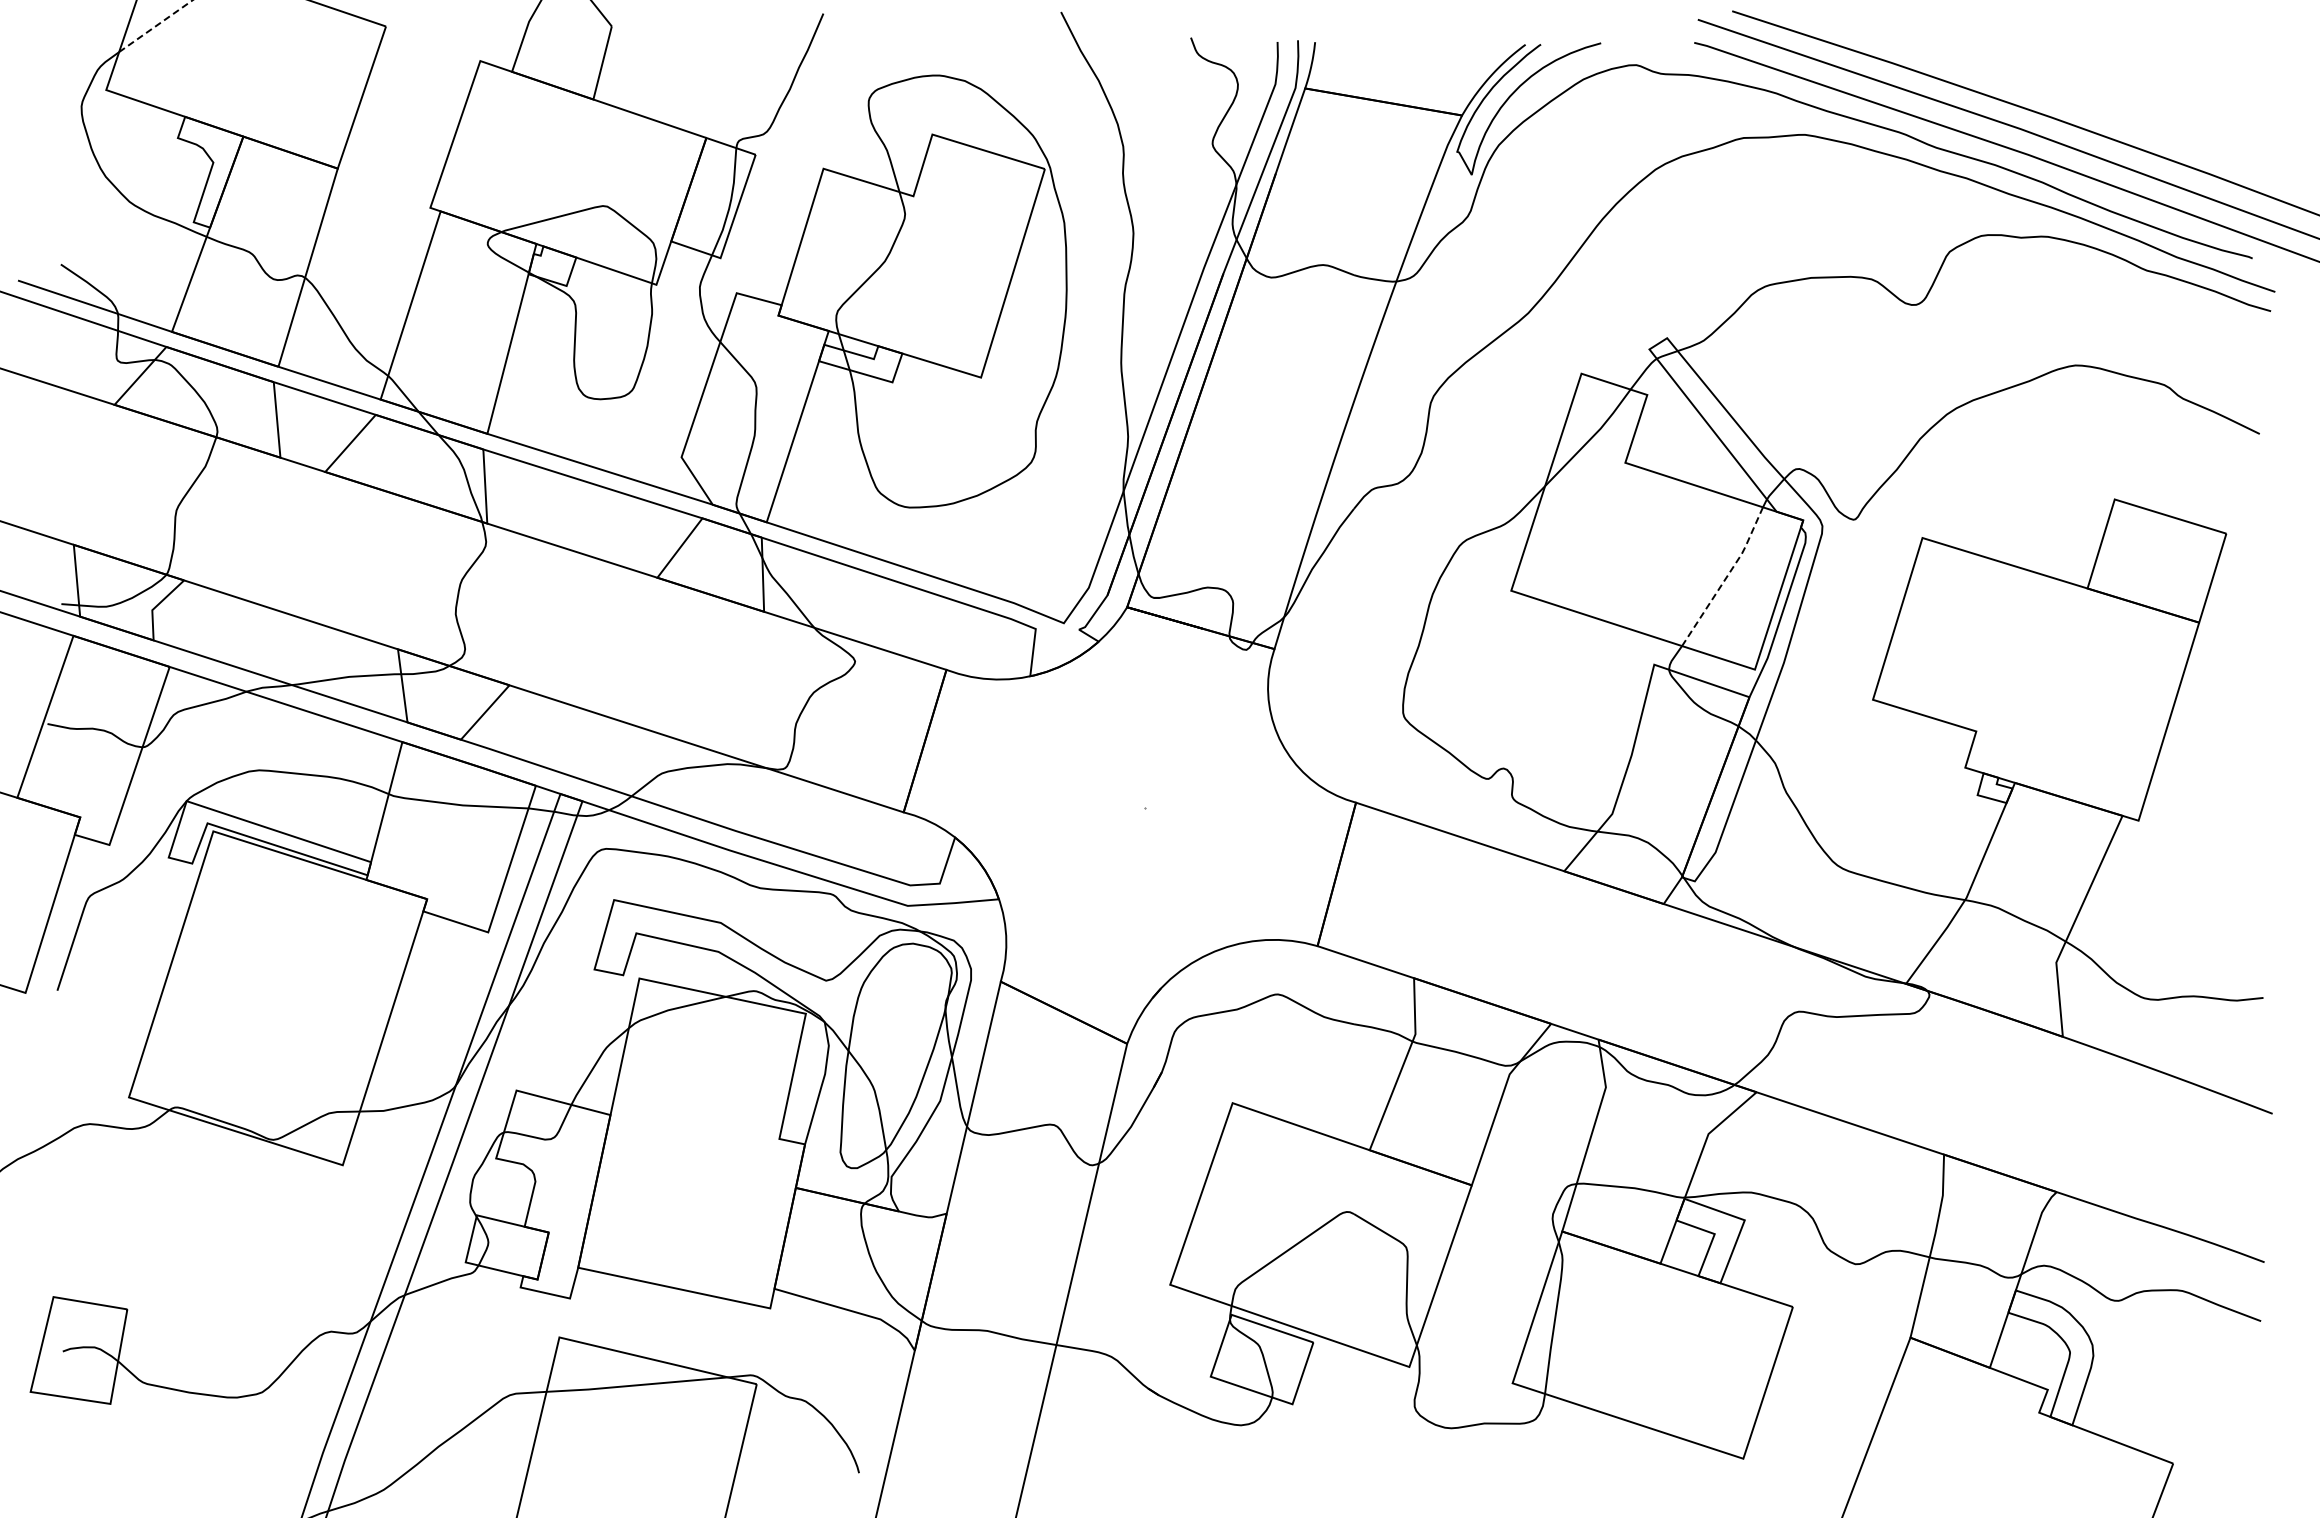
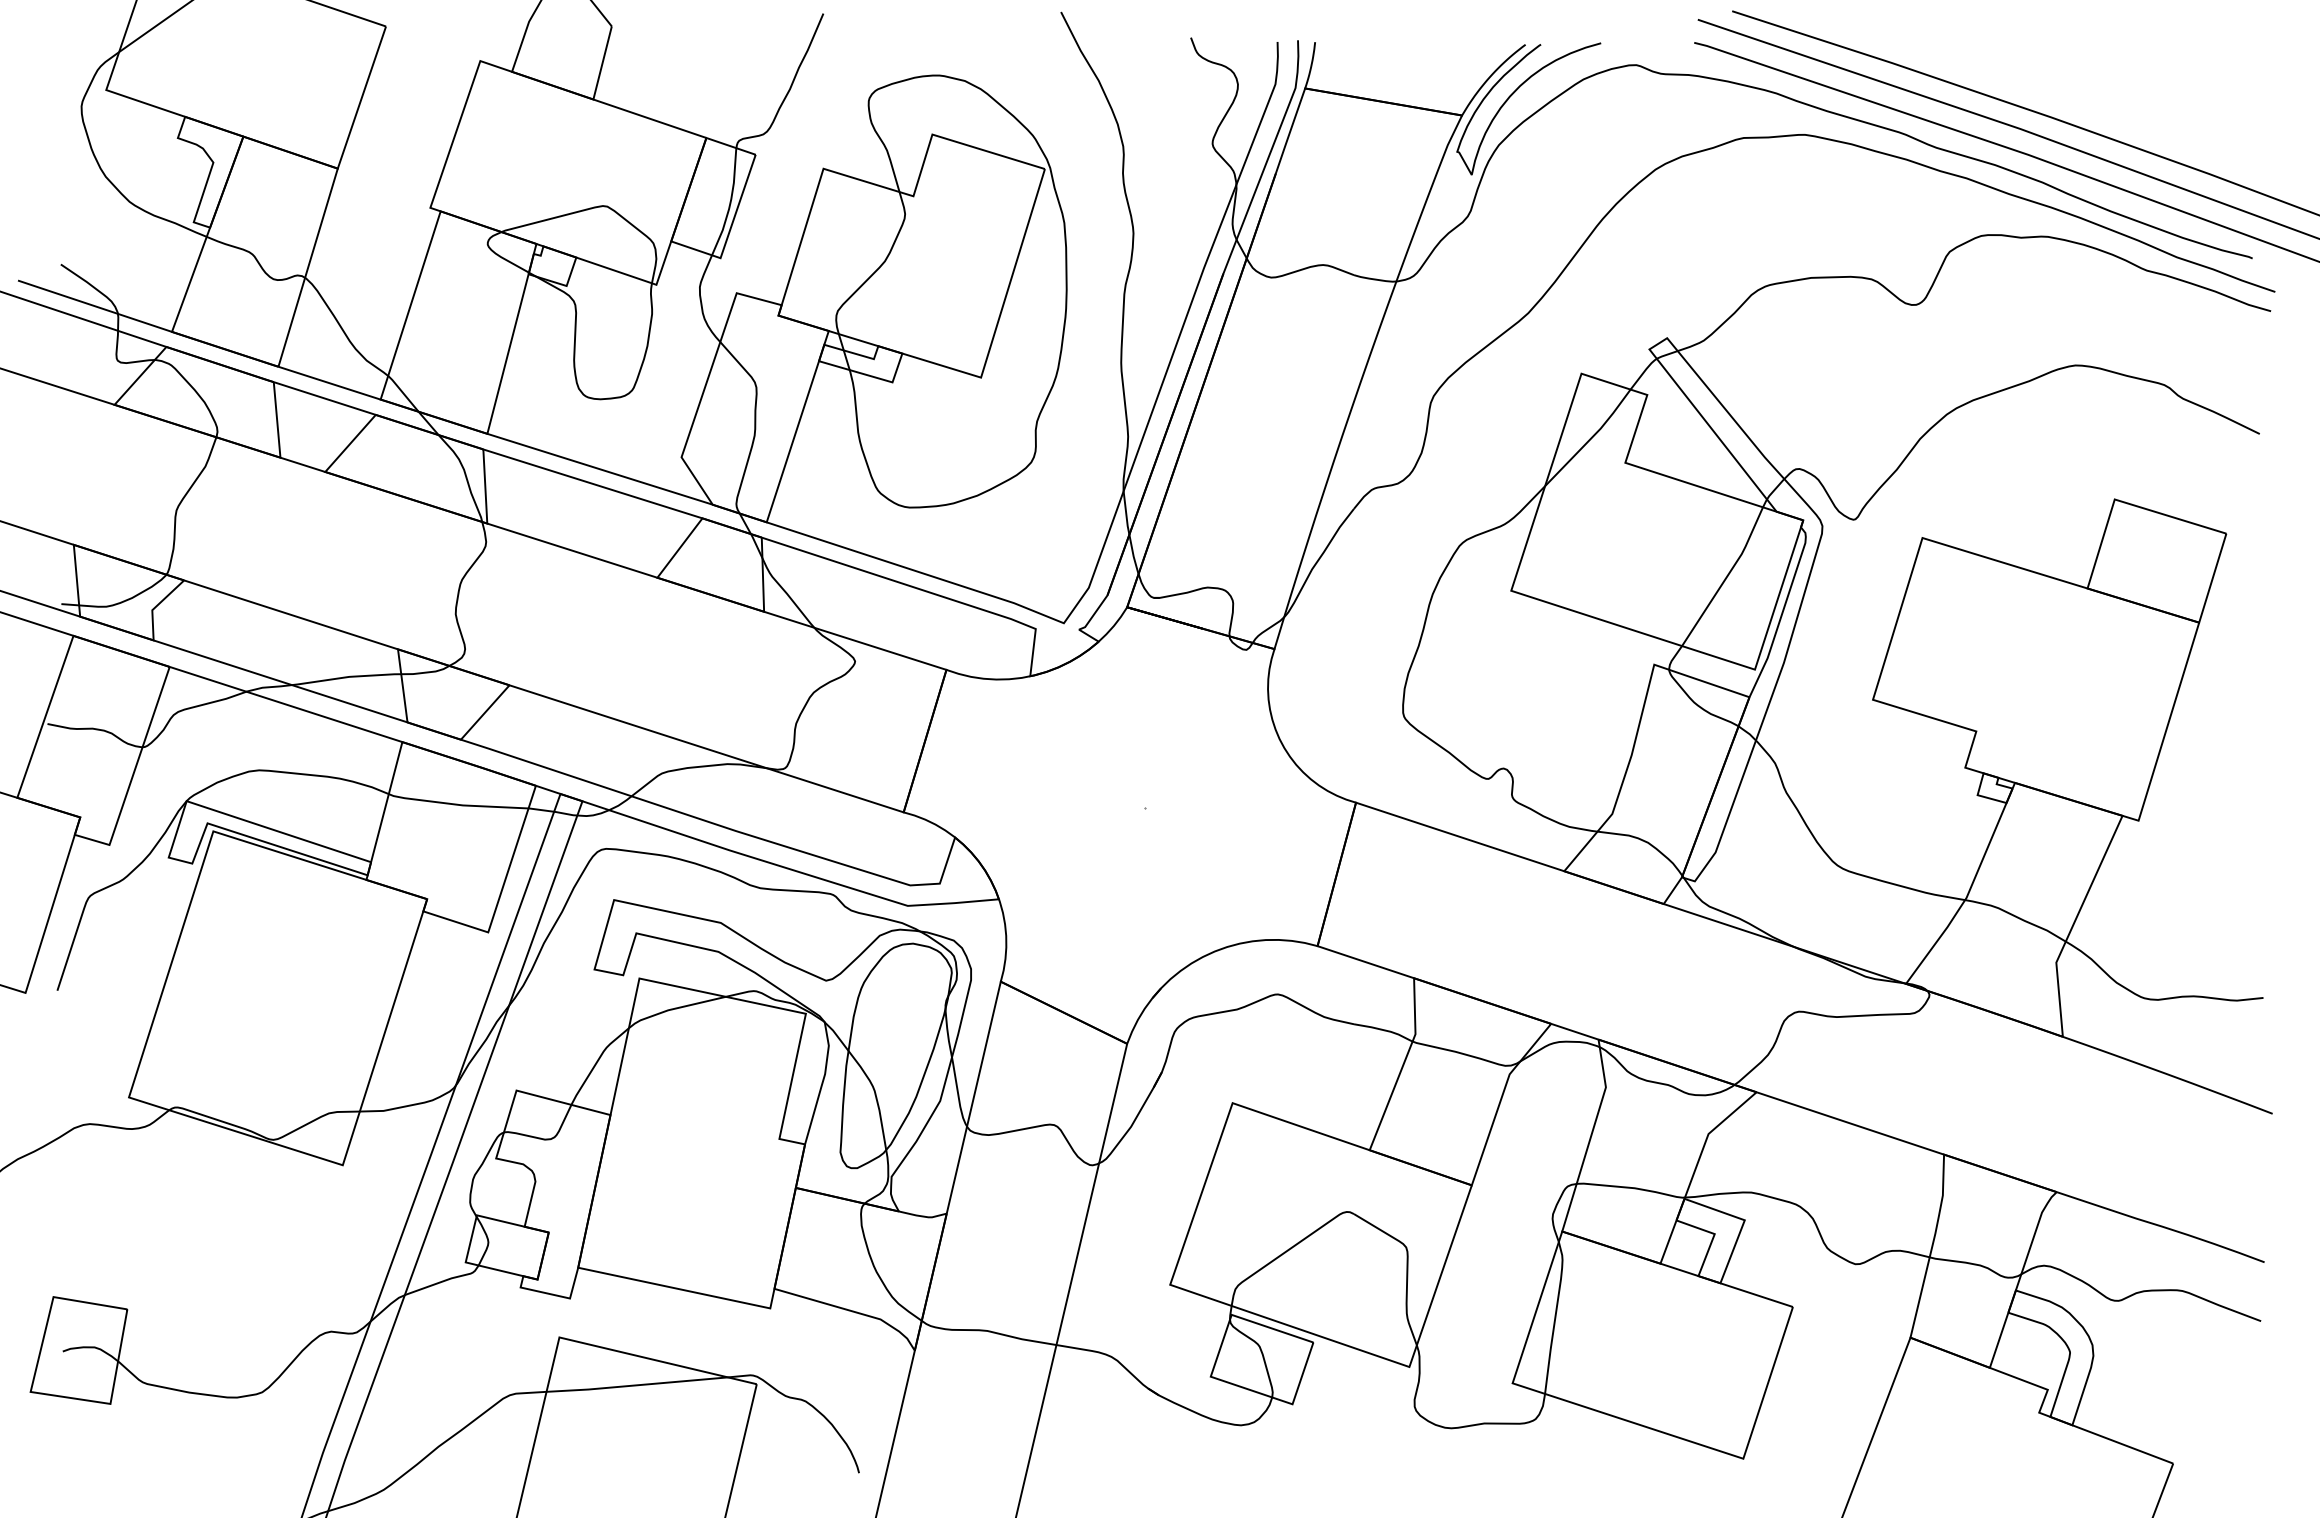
line: dashed -> solid (156, 25)
line: dashed -> solid (1726, 577)
